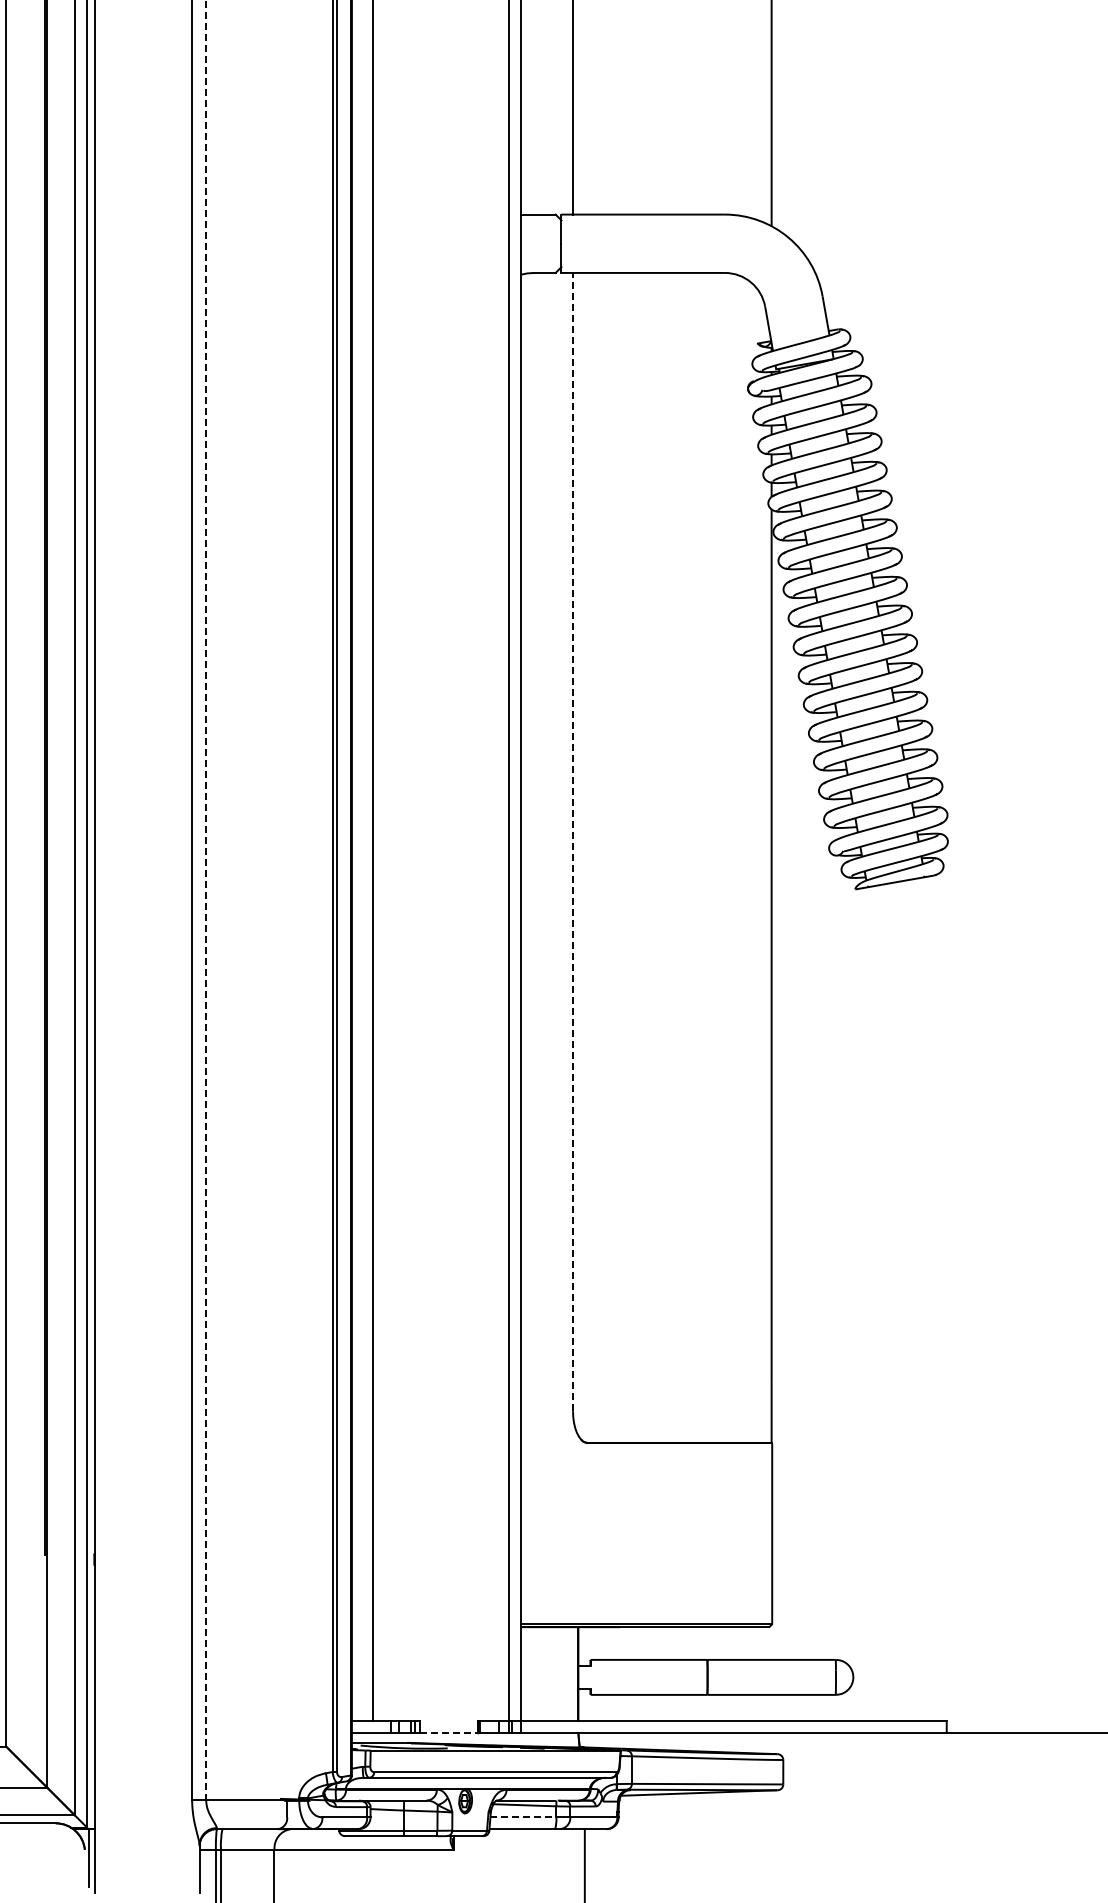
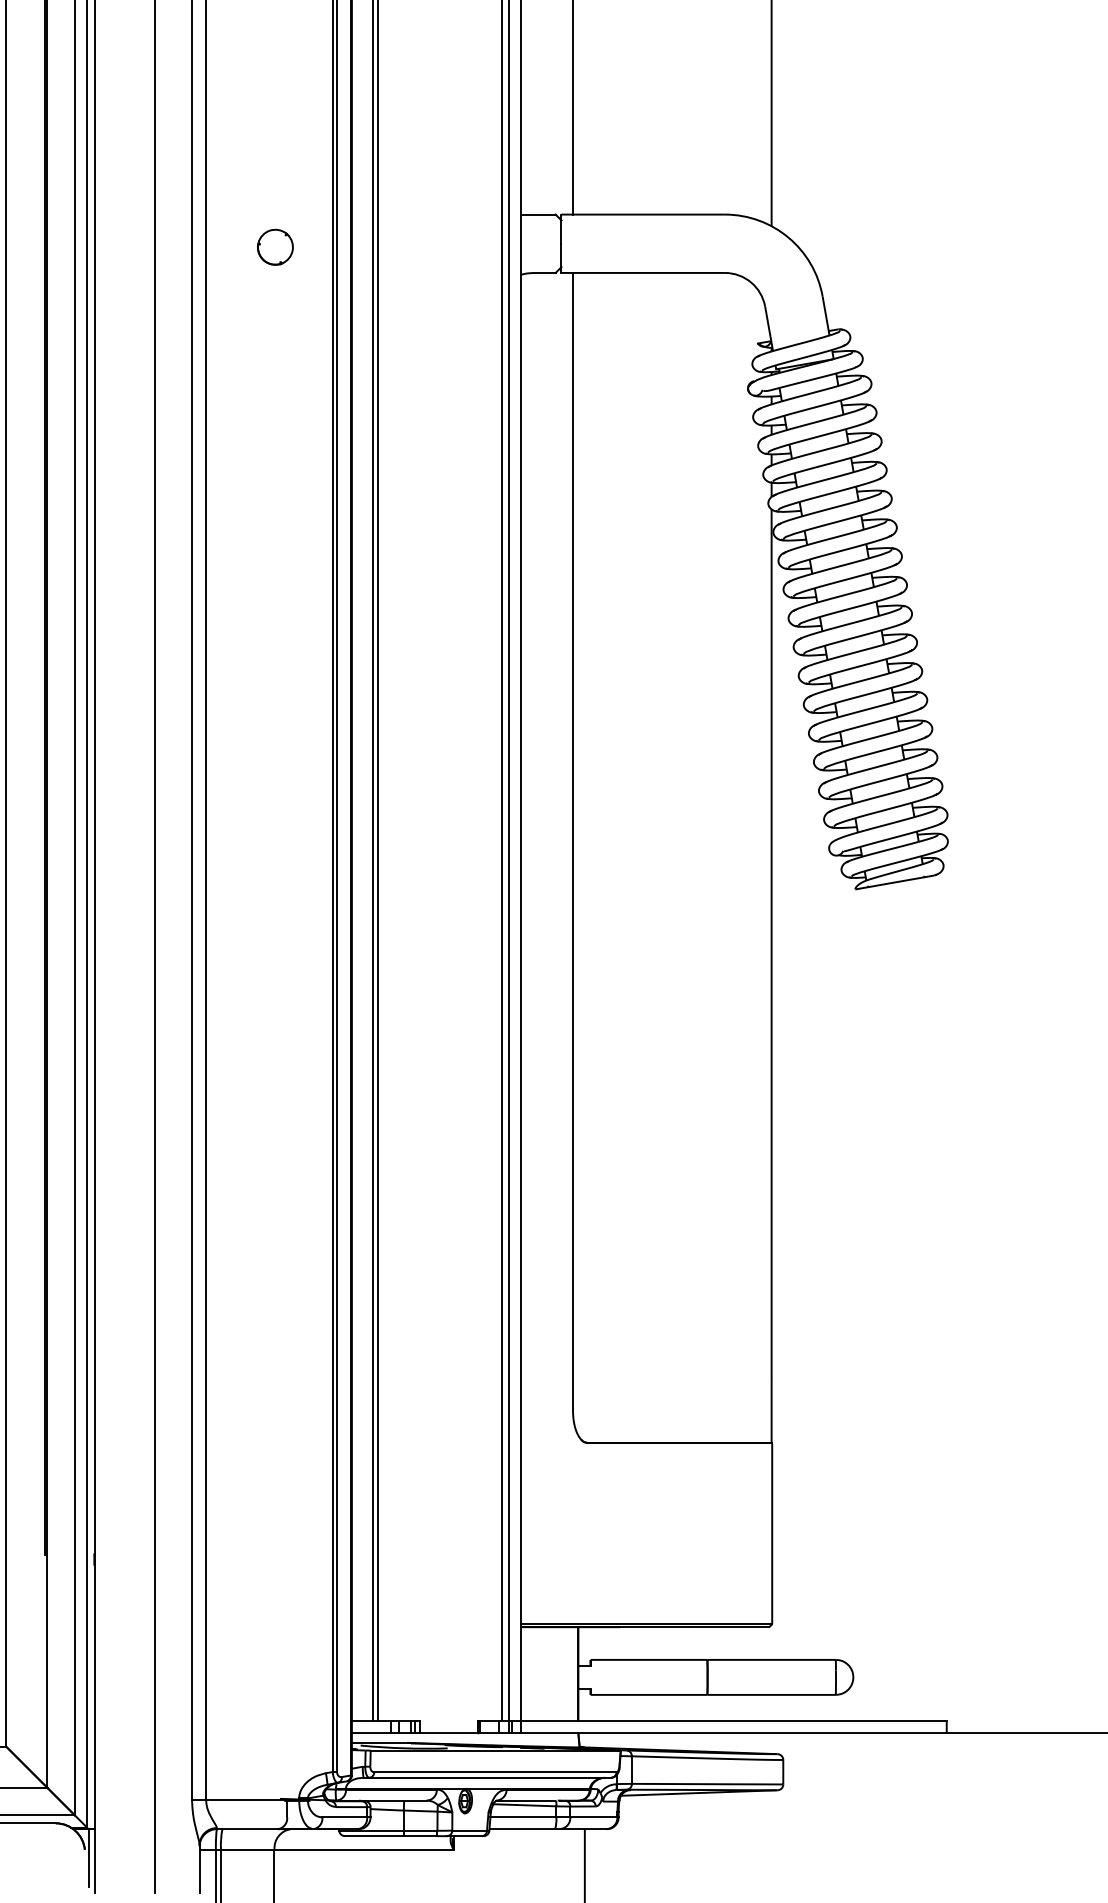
part: none -> present (275, 246)
line: dashed -> solid (573, 841)
line: none -> present (377, 861)
line: none -> present (502, 861)
line: dashed -> solid (206, 900)
line: none -> present (155, 947)
line: dashed -> solid (449, 1732)
line: dashed -> solid (523, 1817)
